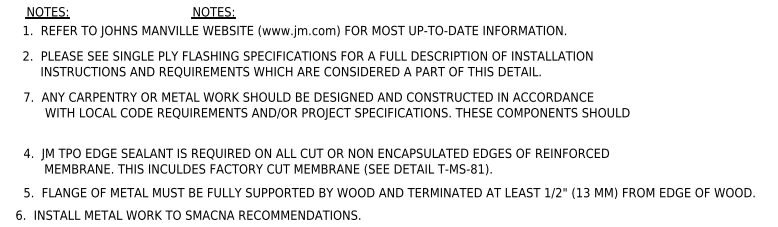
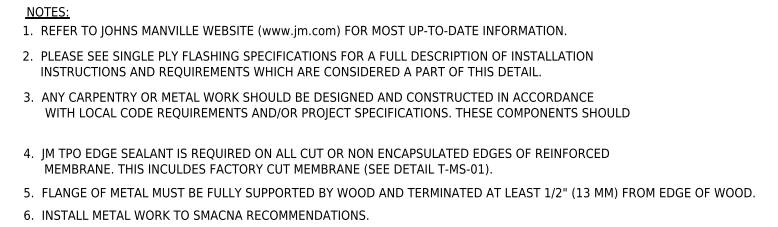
part: present -> none (213, 12)
text: 7. -> 3. (26, 96)
text: T-MS-81). -> T-MS-01). (473, 168)
text position: (188, 214) -> (196, 214) (196, 214)
